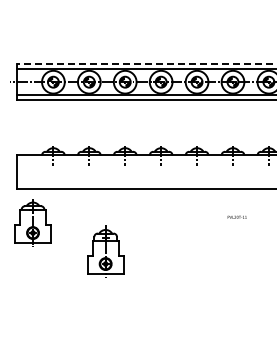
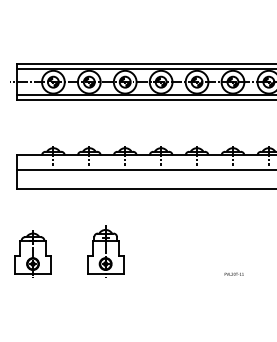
line: dashed -> solid (147, 64)
line: none -> present (145, 170)
text position: (236, 216) -> (233, 273) (233, 273)
part position: (32, 222) -> (32, 253) (32, 253)
